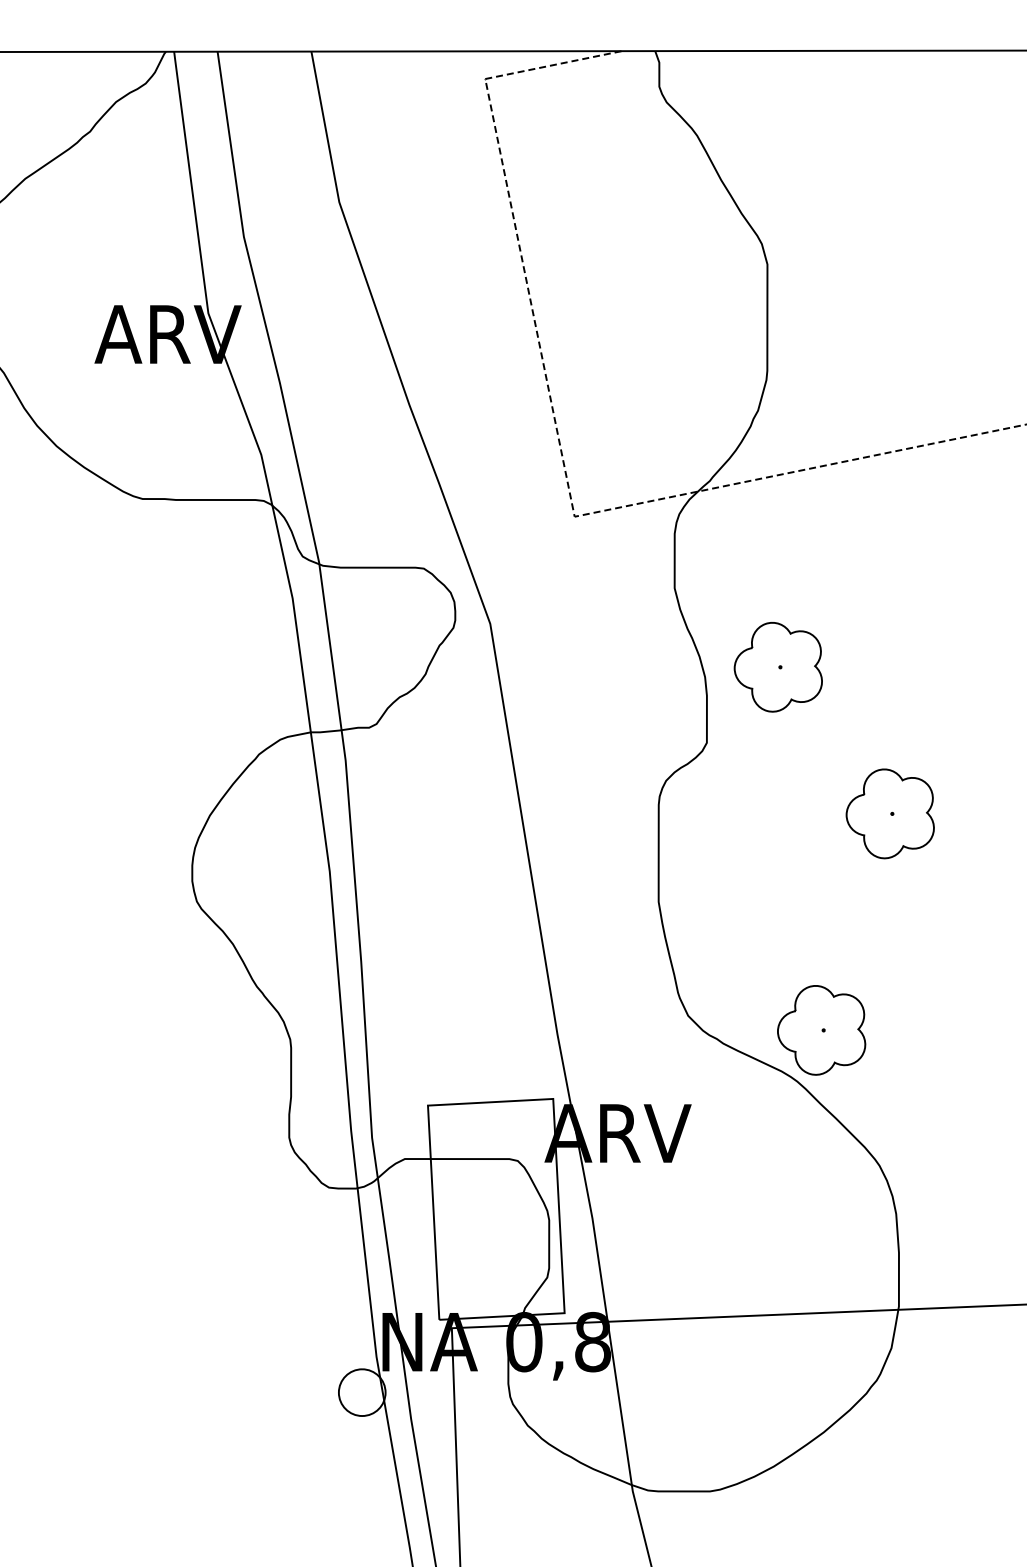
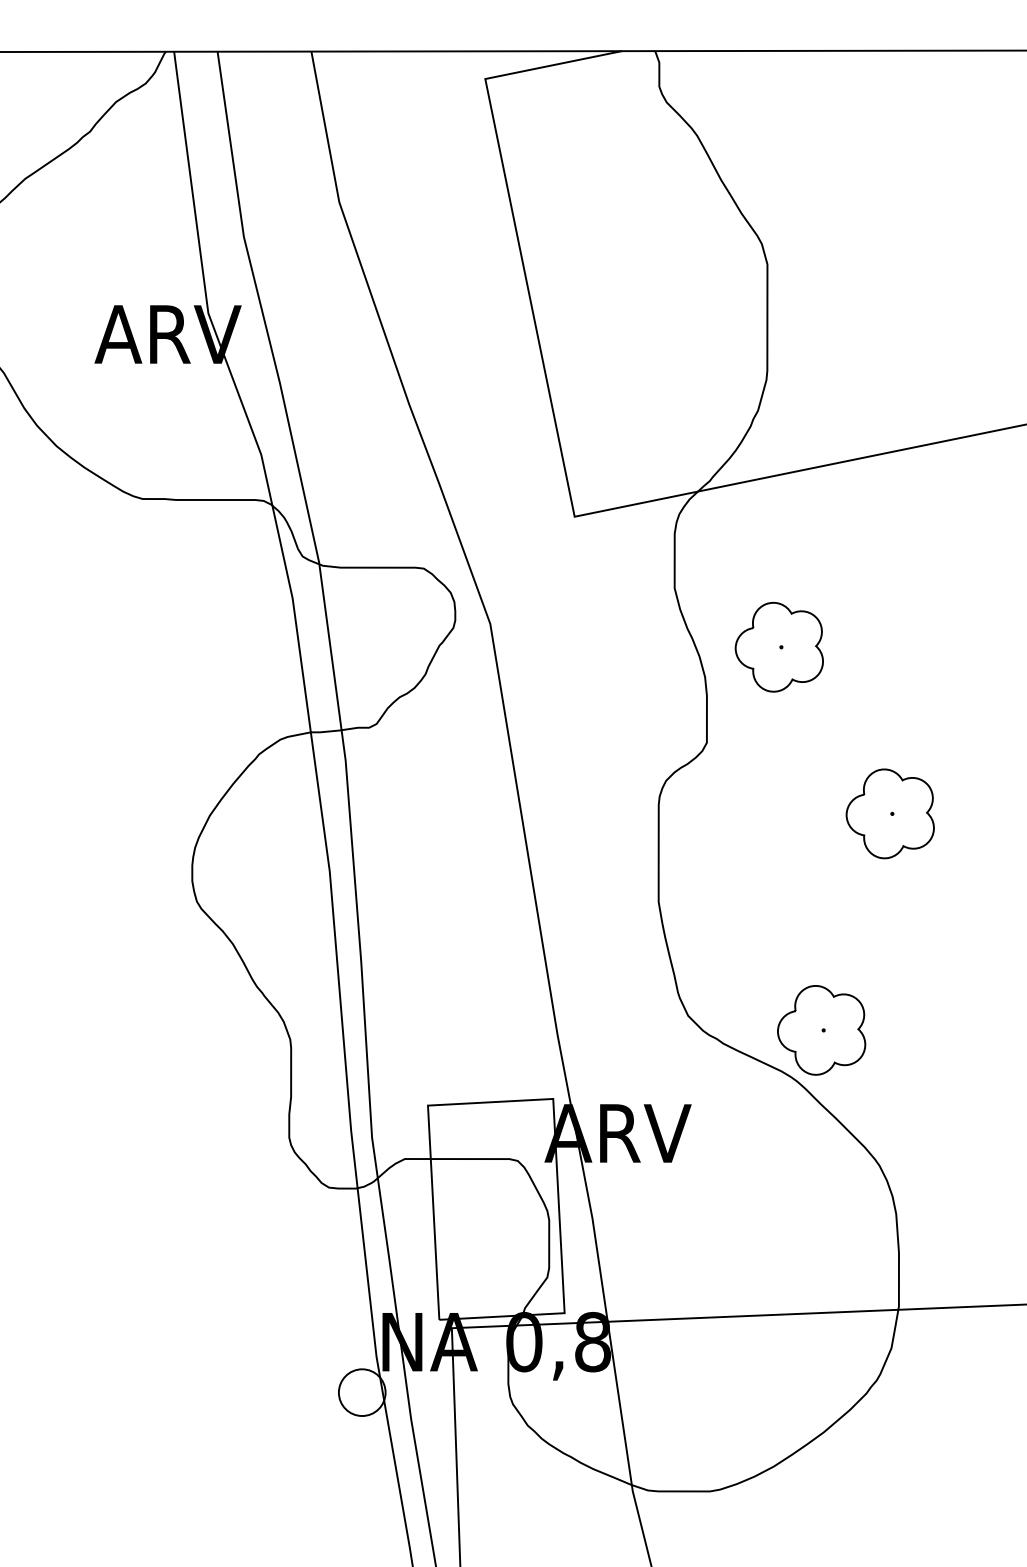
line: dashed -> solid (562, 455)
part position: (777, 667) -> (778, 647) (778, 647)
